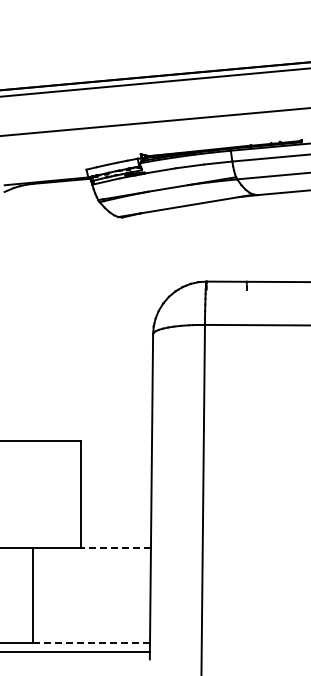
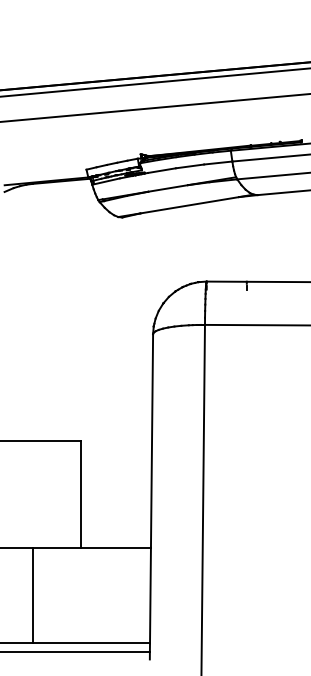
line position: (154, 121) -> (154, 107) (154, 107)
line: dashed -> solid (116, 547)
line: dashed -> solid (91, 643)
